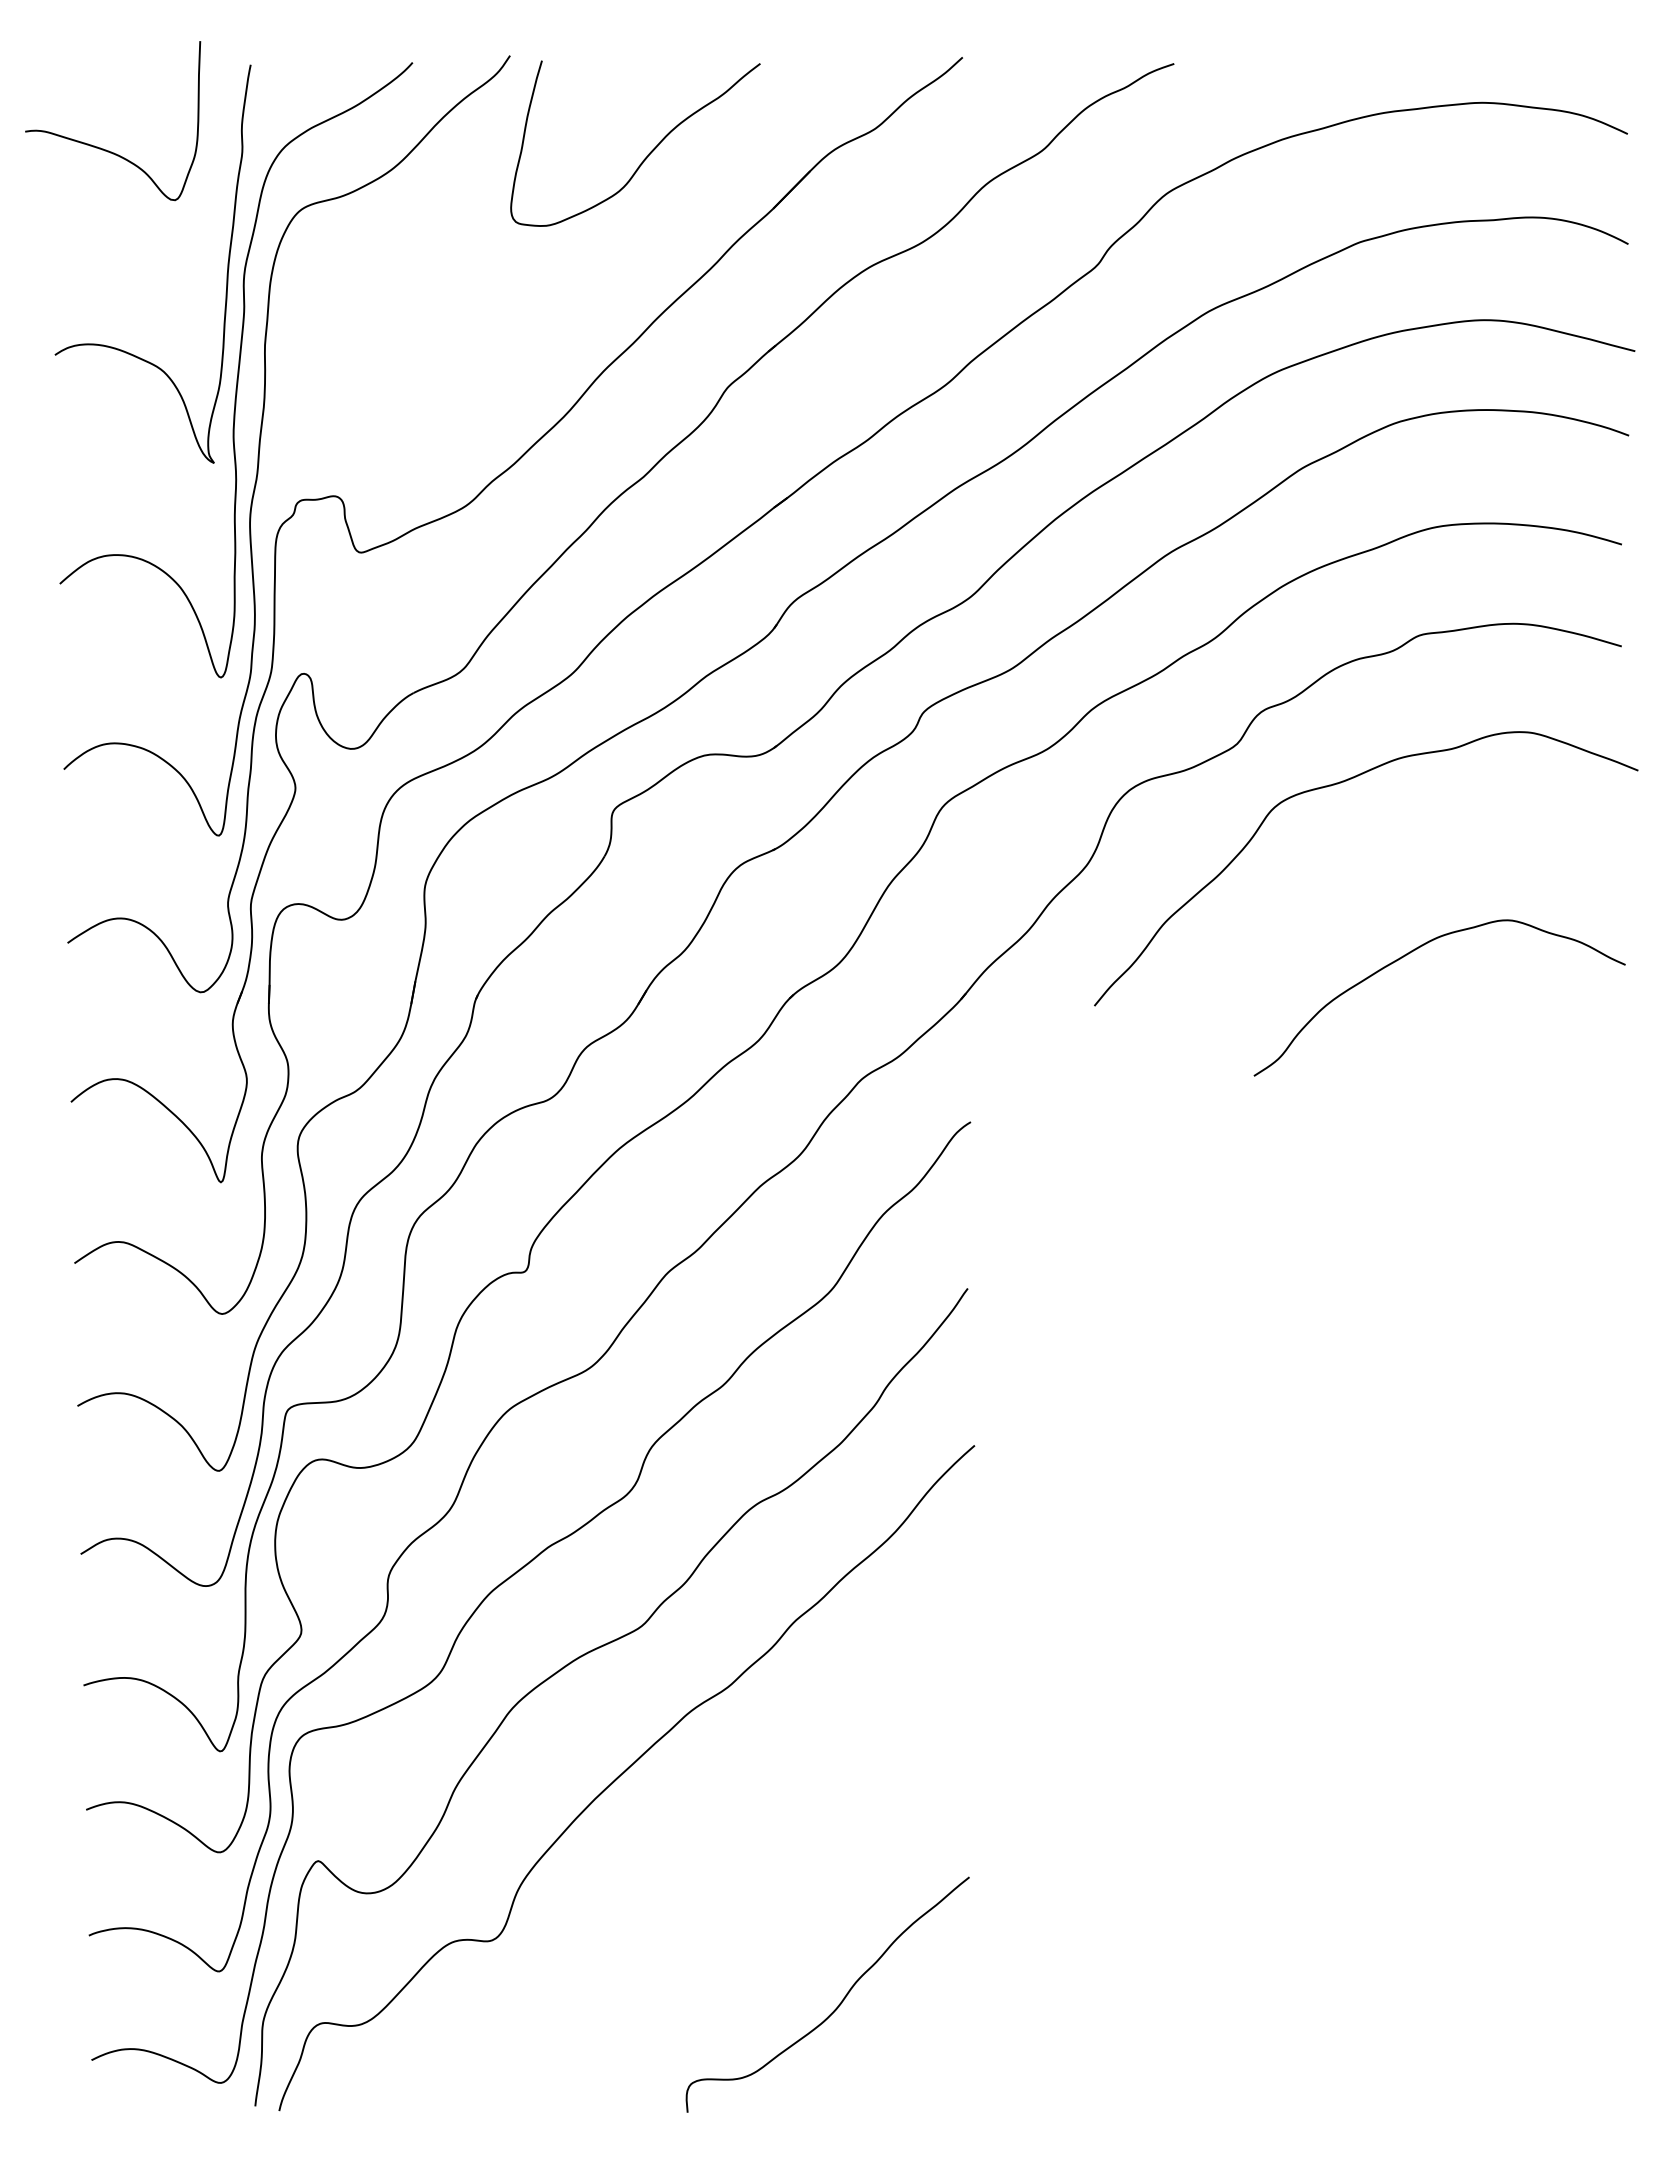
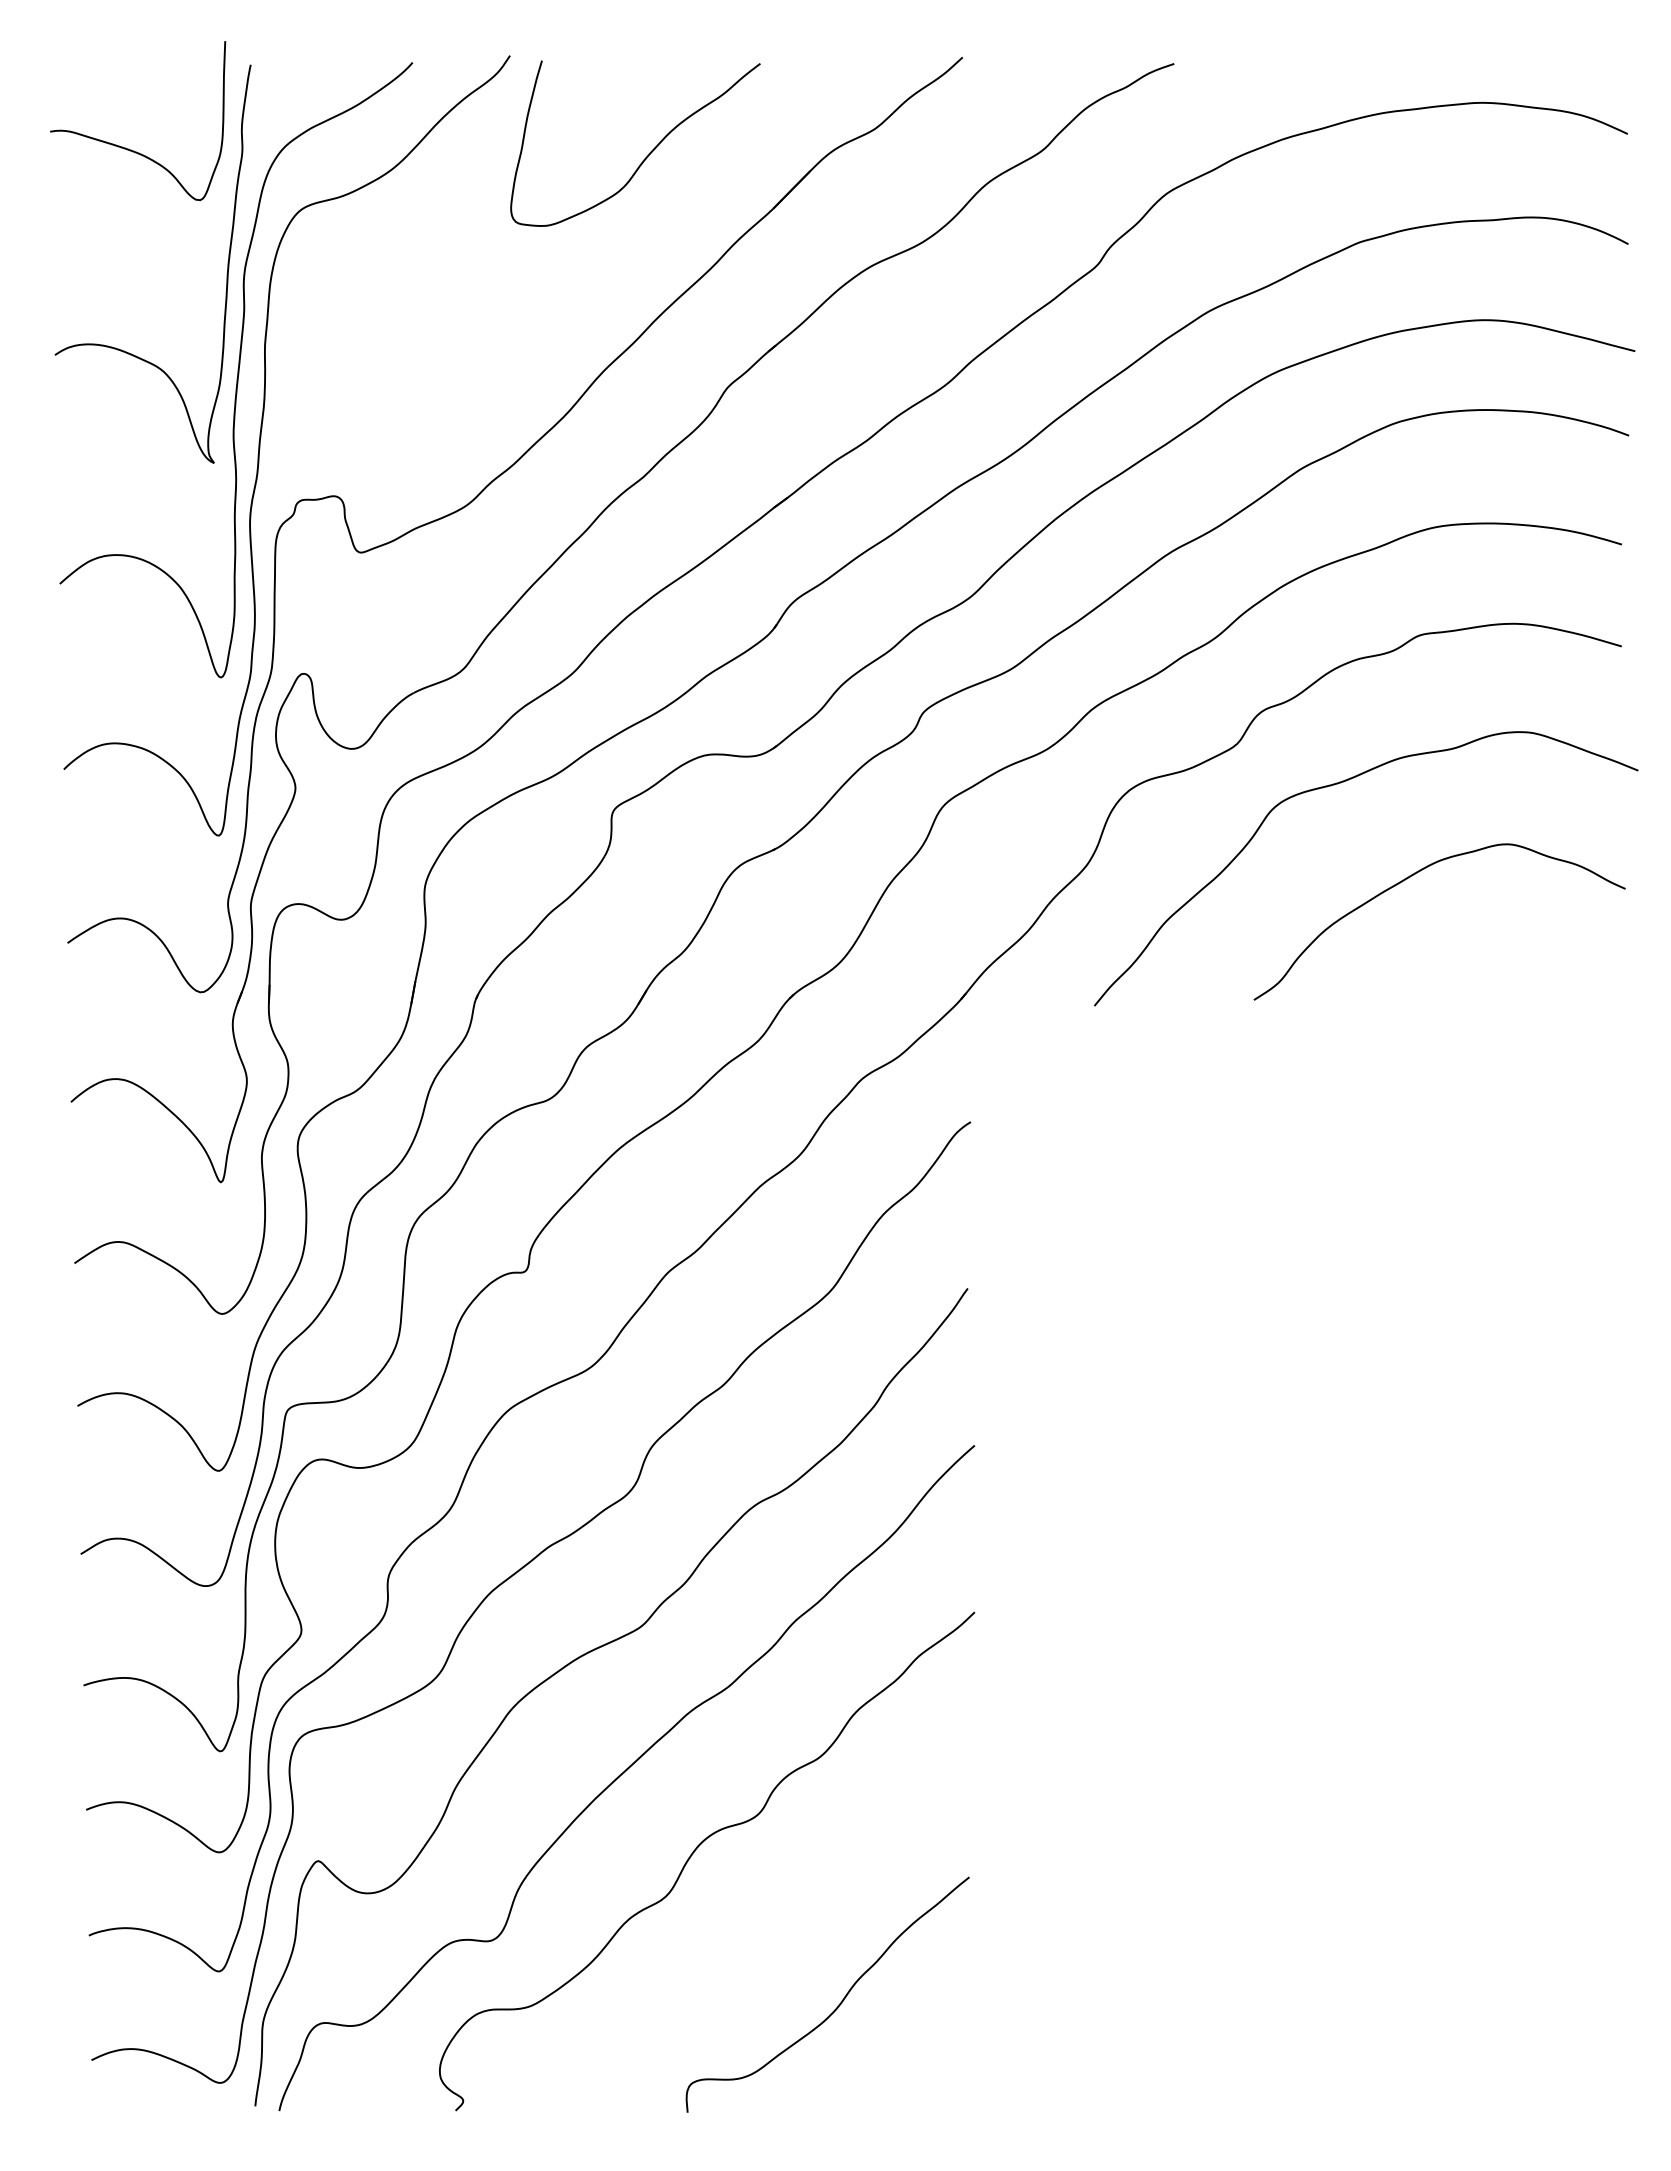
curve position: (103, 148) -> (128, 148) (128, 148)
curve position: (1412, 952) -> (1412, 876) (1412, 876)
curve: none -> present (696, 1850)
